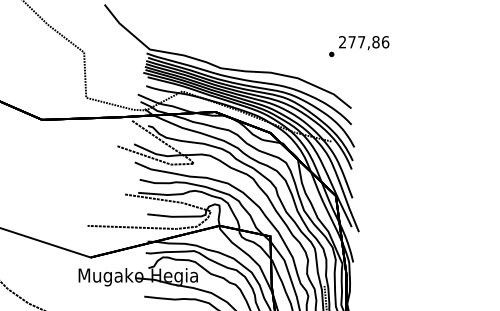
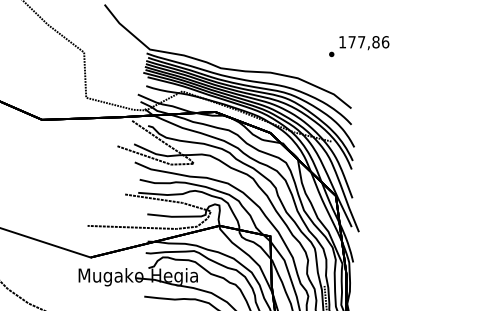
text: 277,86 -> 177,86 (342, 42)
